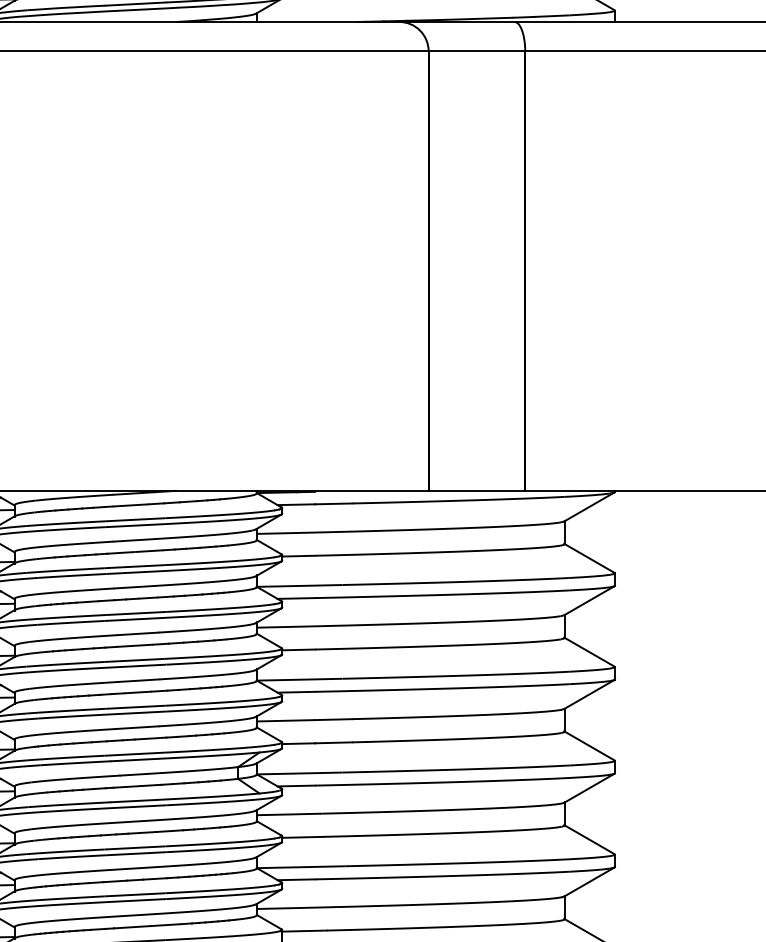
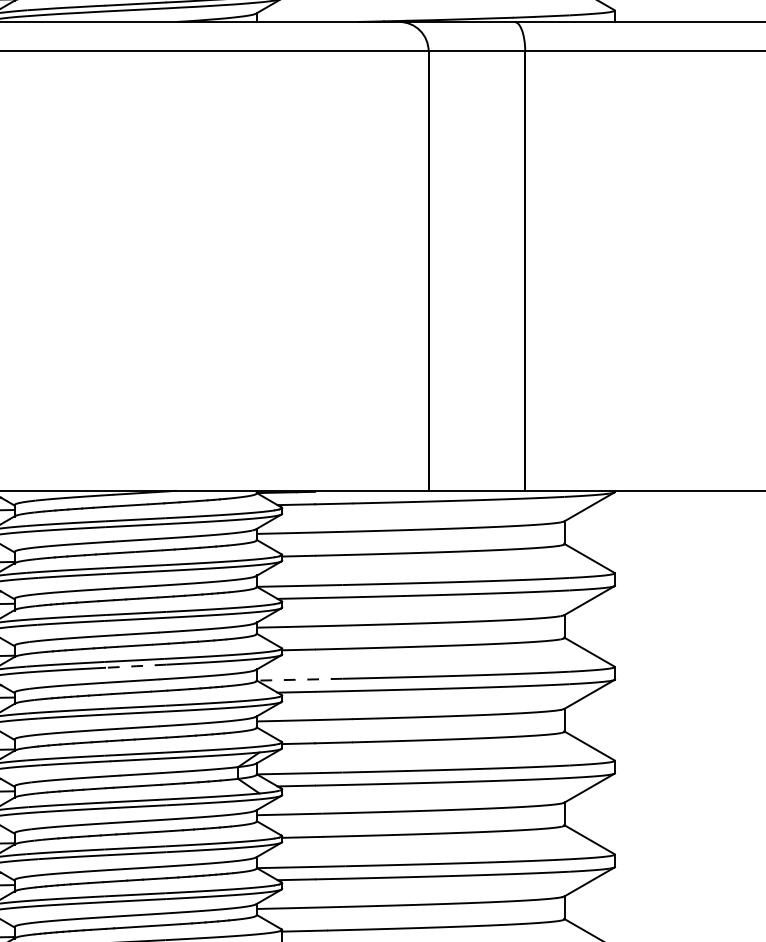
line: solid -> dashed (136, 666)
line: solid -> dashed (299, 679)
